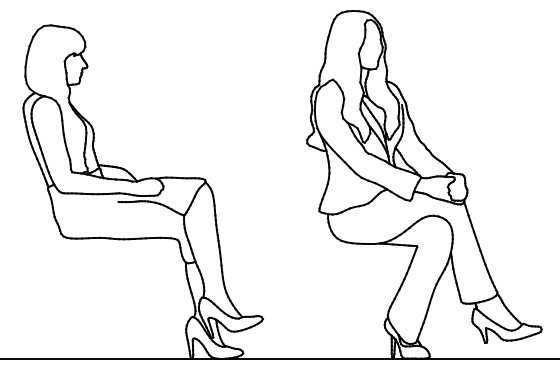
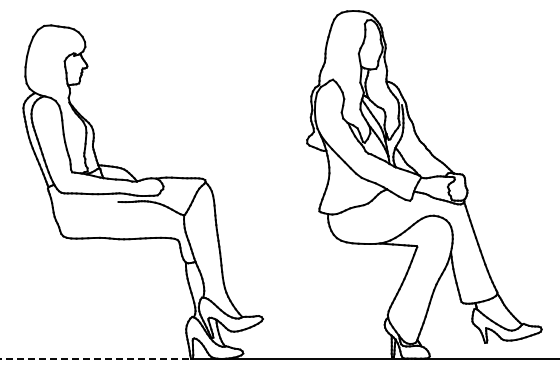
line: solid -> dashed (96, 358)
